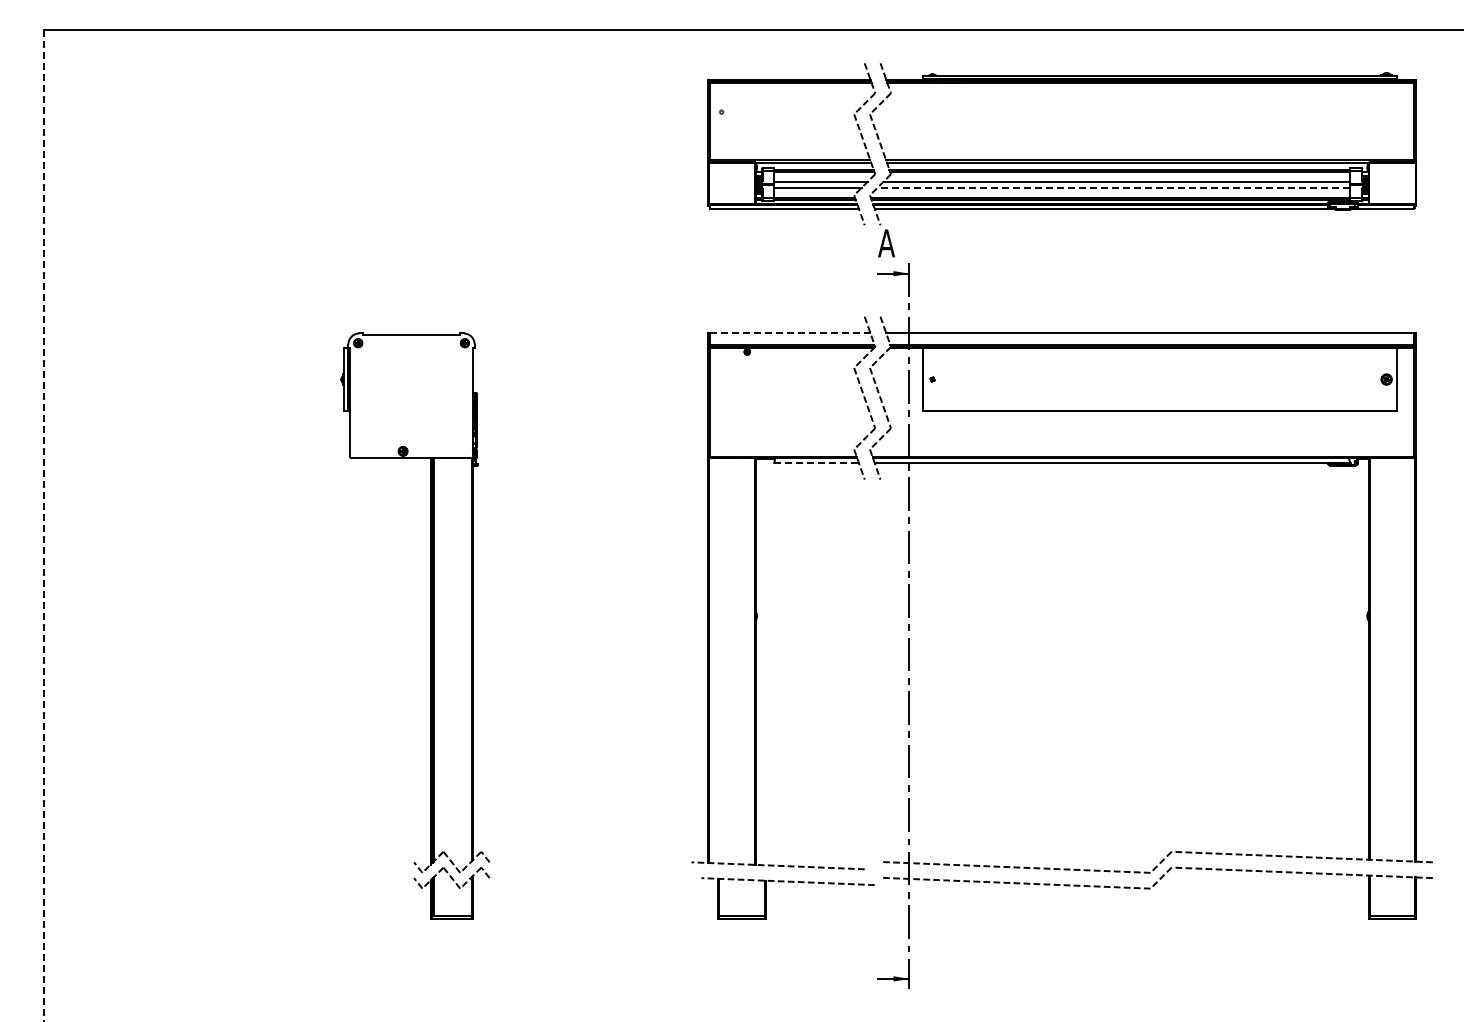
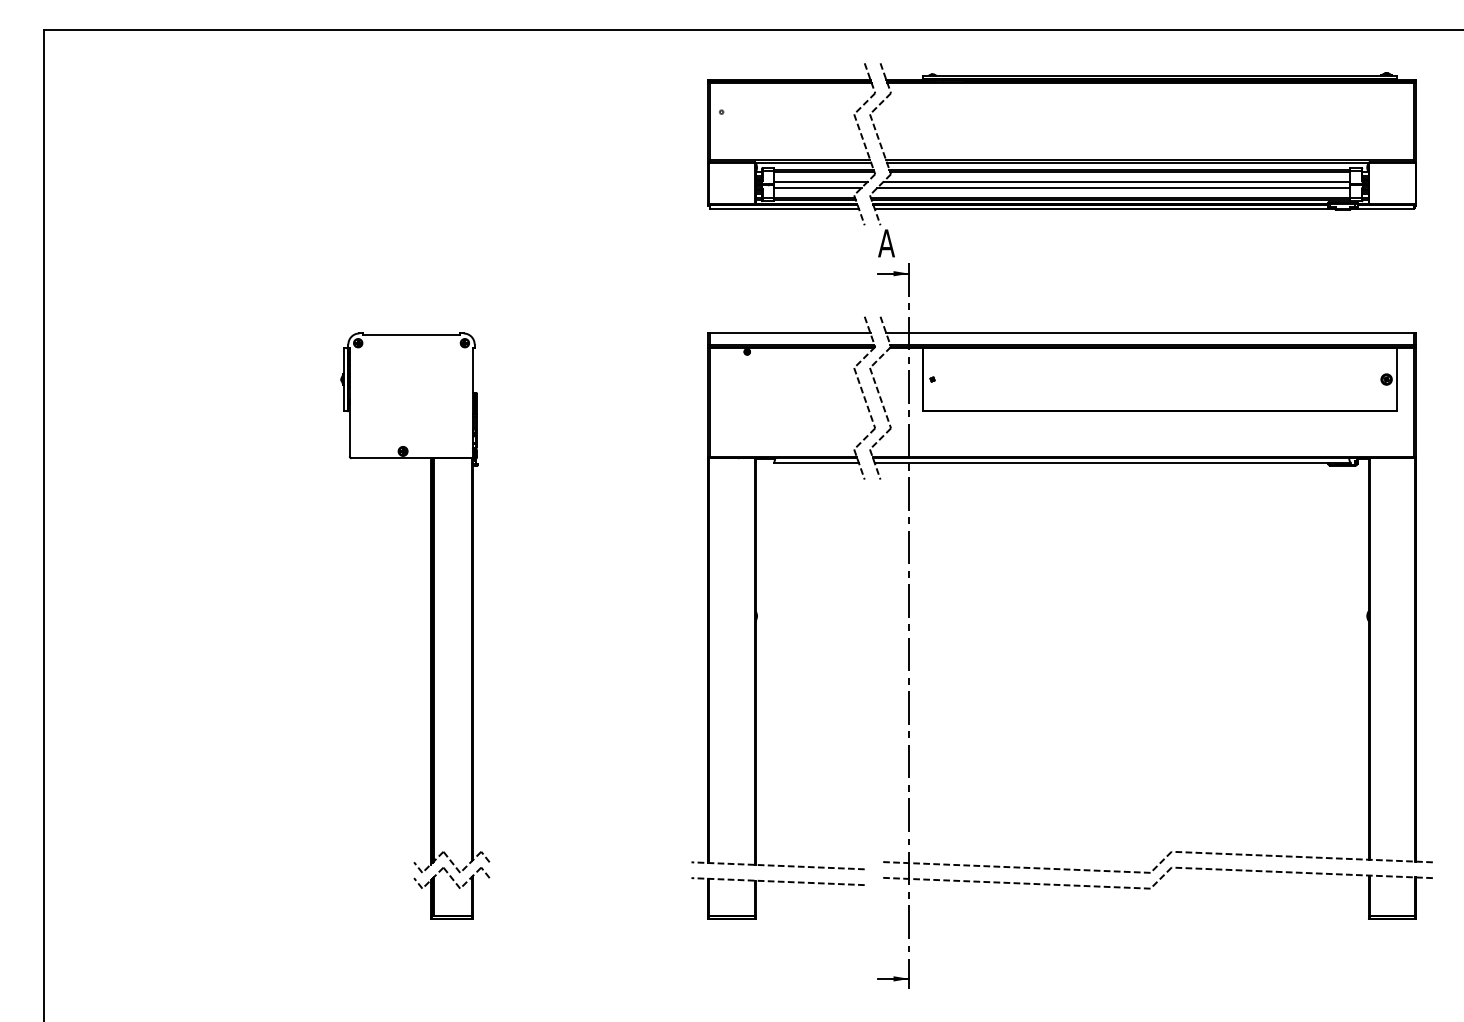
line: dashed -> solid (1113, 187)
line: dashed -> solid (789, 333)
line: dashed -> solid (817, 462)
line: dashed -> solid (43, 526)
part position: (787, 882) -> (777, 882) (777, 882)
